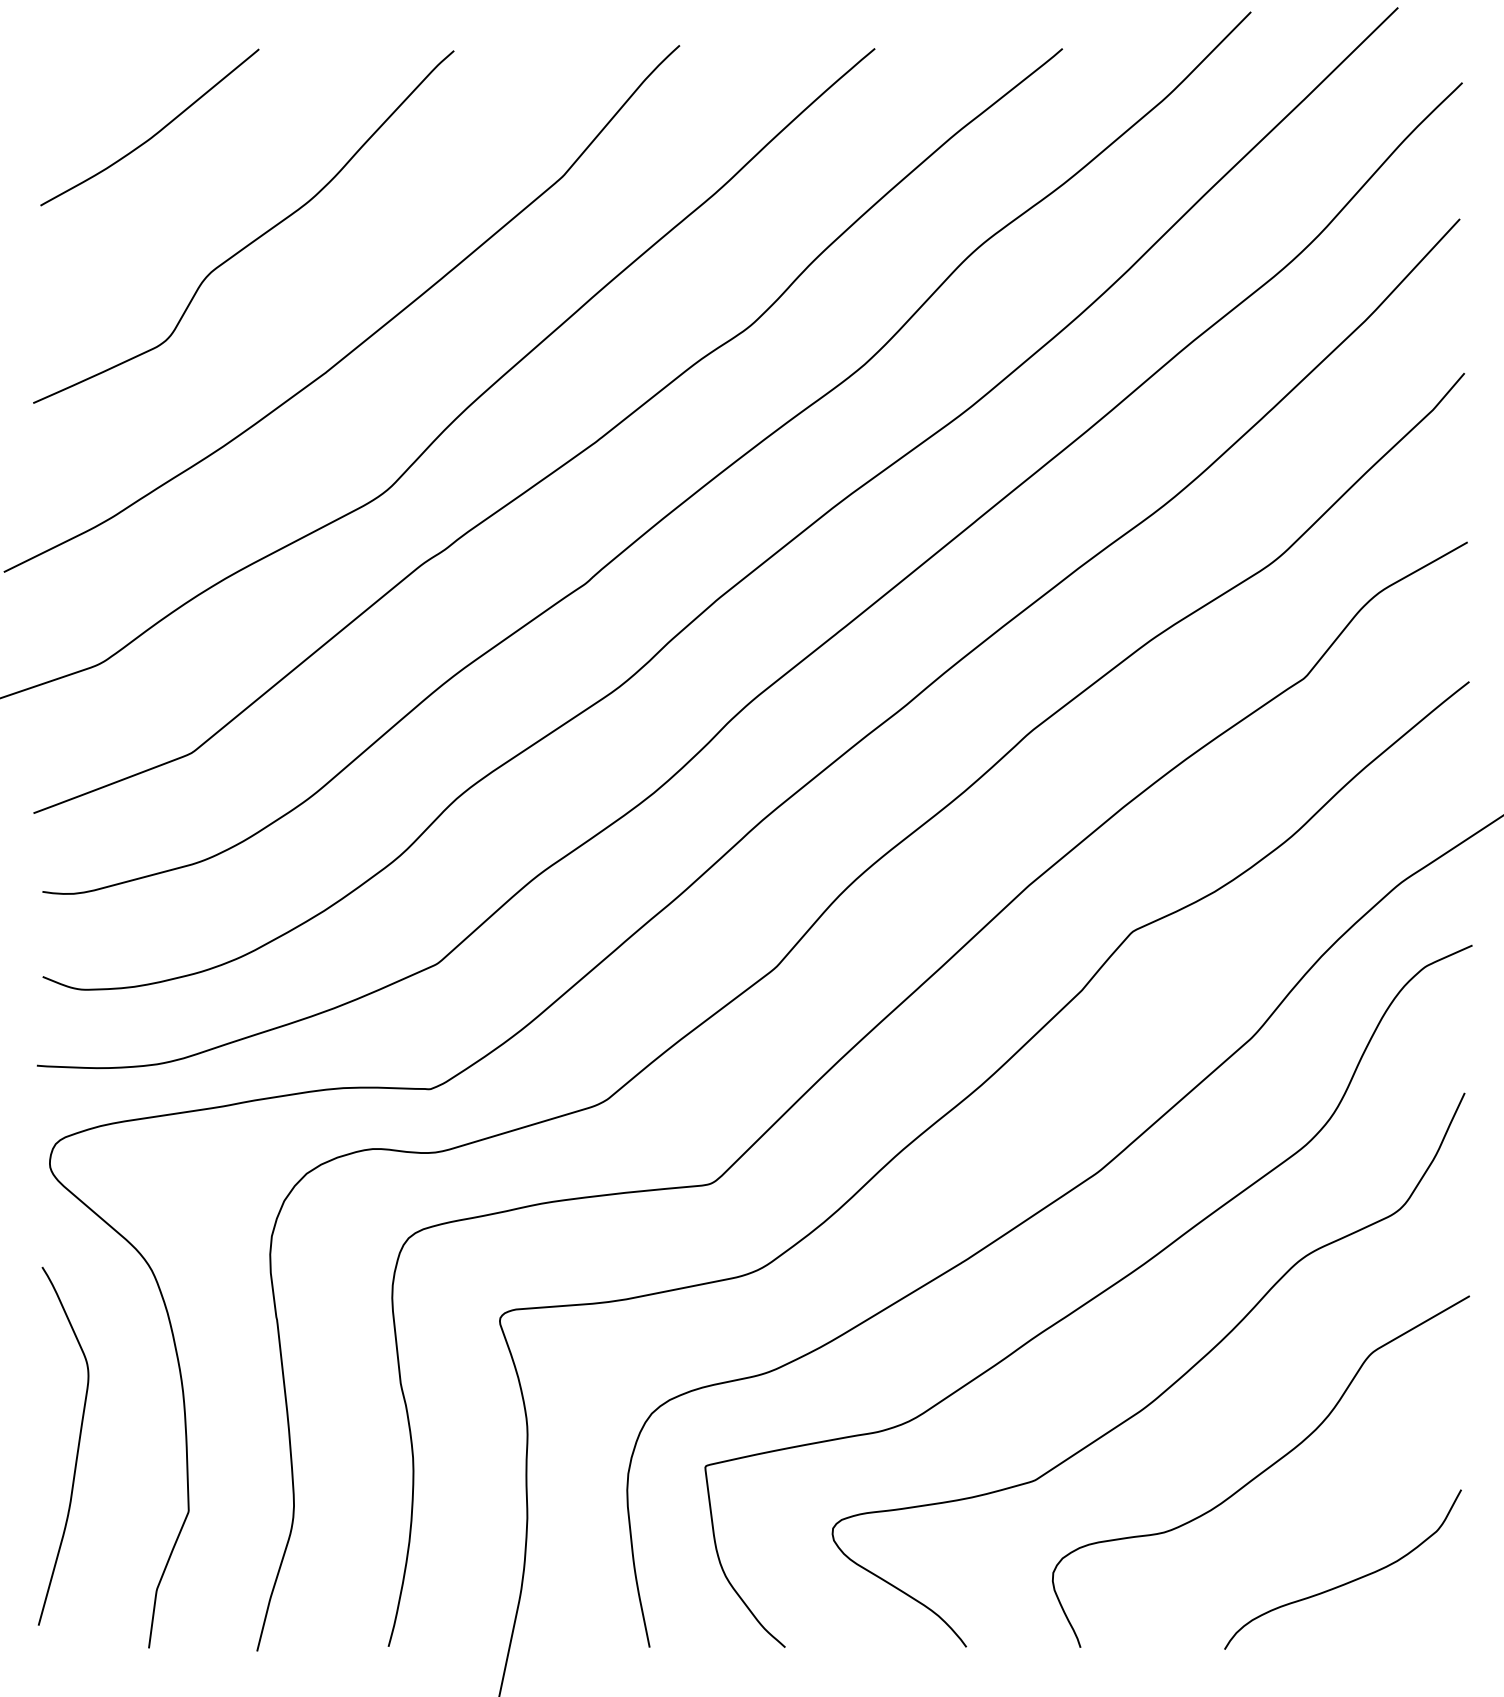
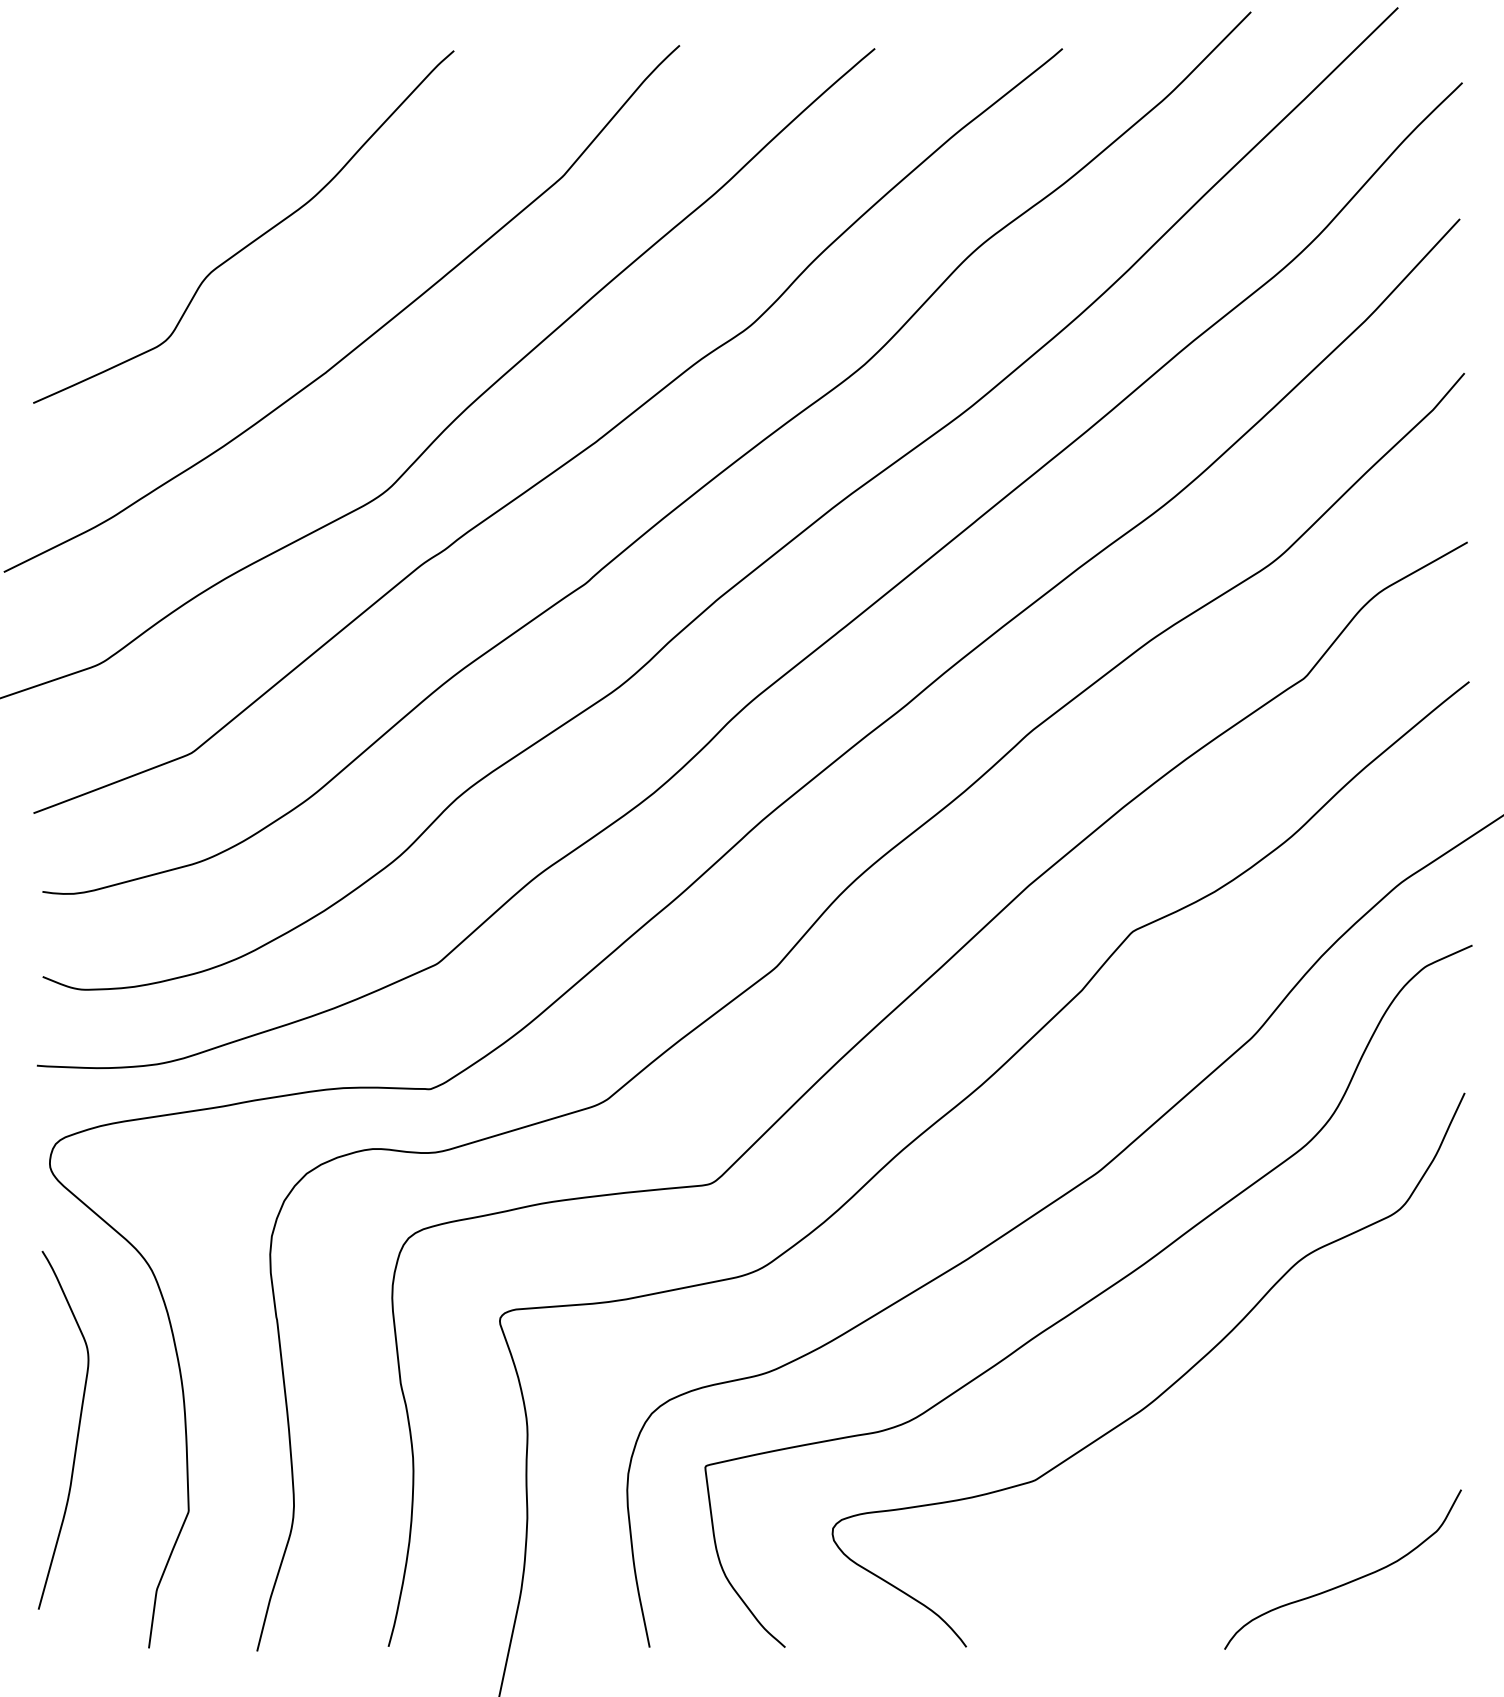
curve: present -> none (155, 133)
curve position: (77, 1446) -> (77, 1430) (77, 1430)
curve: present -> none (1260, 1472)
